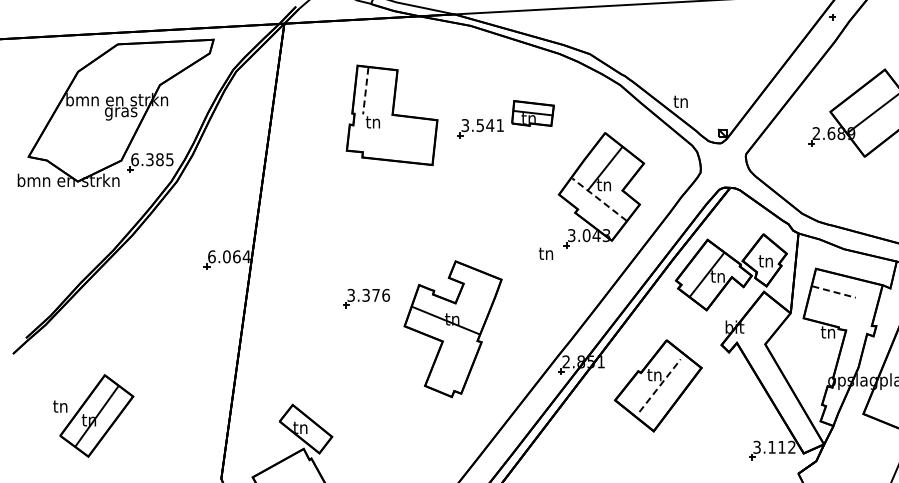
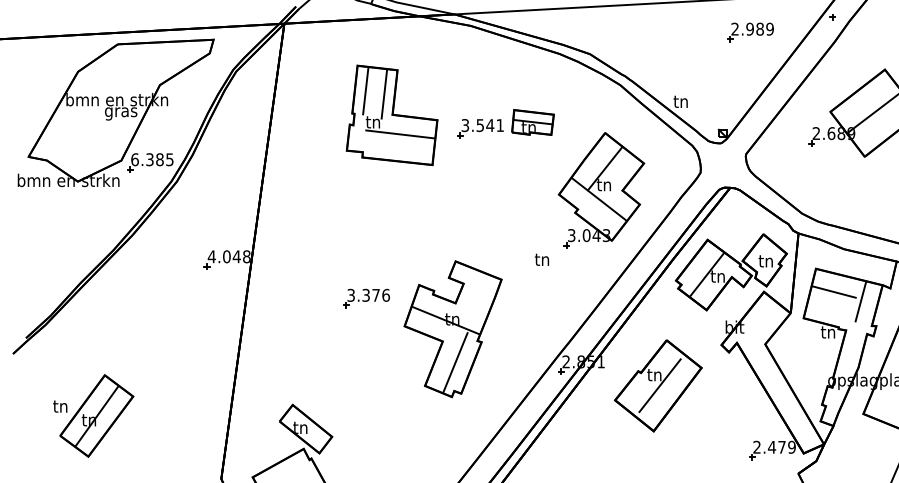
part: none -> present (750, 32)
line: dashed -> solid (365, 91)
line: none -> present (384, 93)
part position: (532, 113) -> (532, 122) (532, 122)
line: none -> present (400, 134)
line: dashed -> solid (599, 199)
text position: (545, 253) -> (541, 259) (541, 259)
text: 6.064 -> 4.048 (228, 256)
line: dashed -> solid (834, 292)
line: none -> present (860, 301)
line: none -> present (455, 362)
line: dashed -> solid (660, 385)
text: 3.112 -> 2.479 (774, 447)
